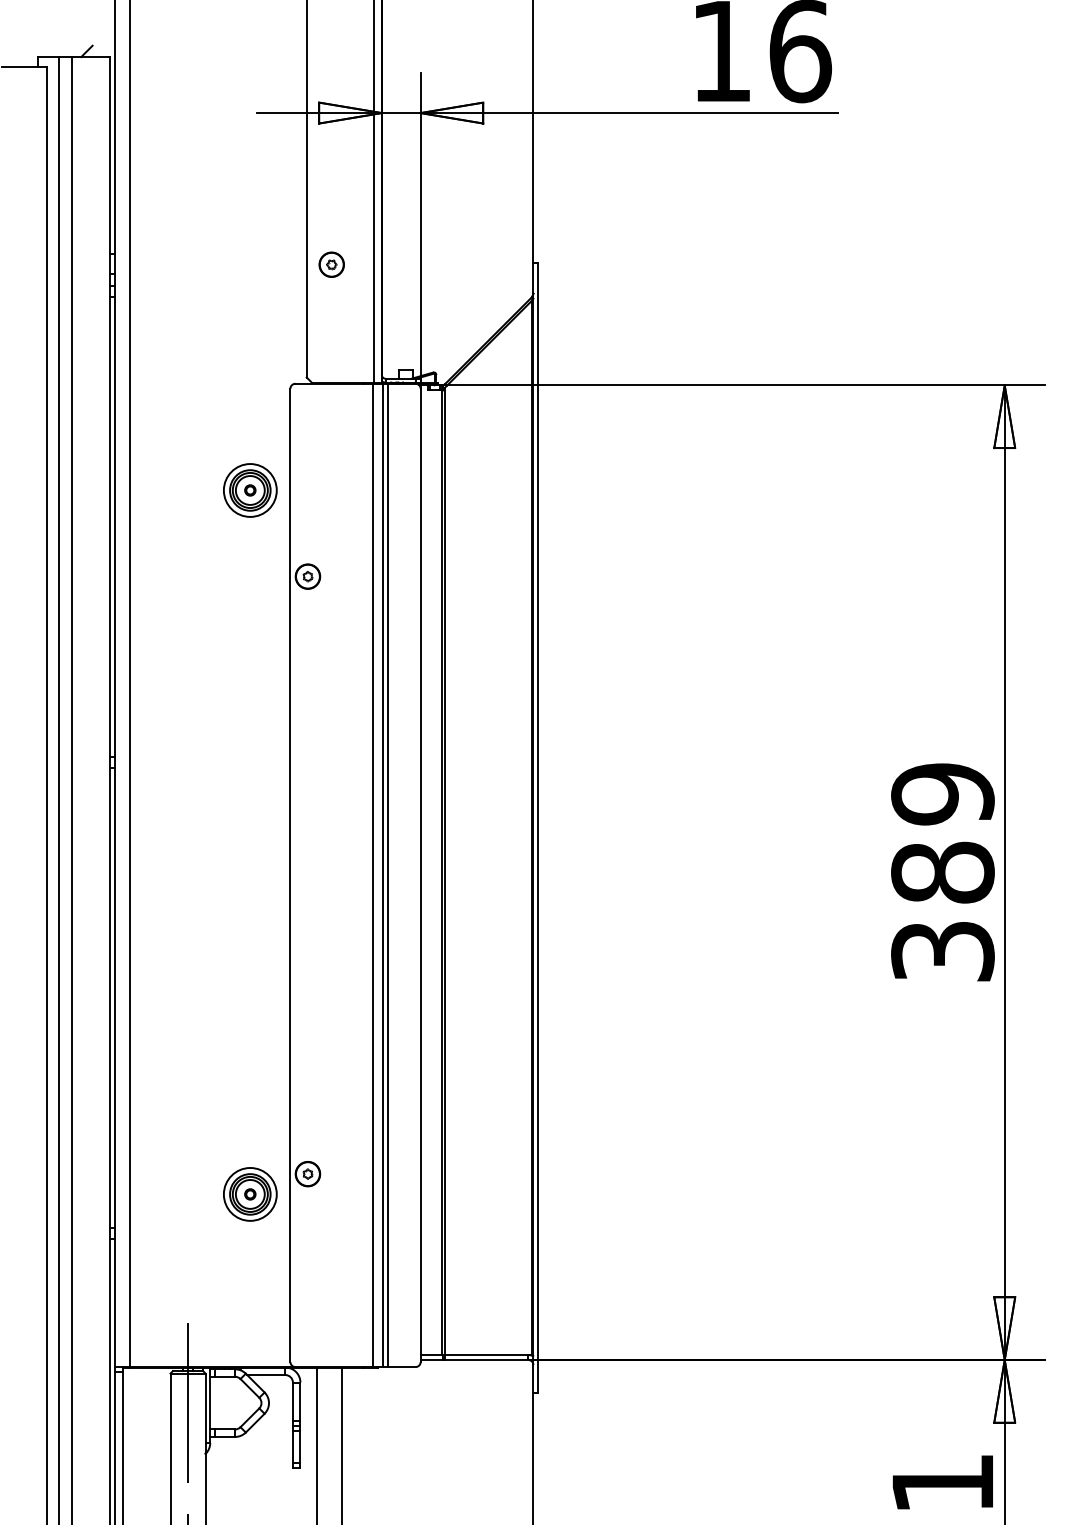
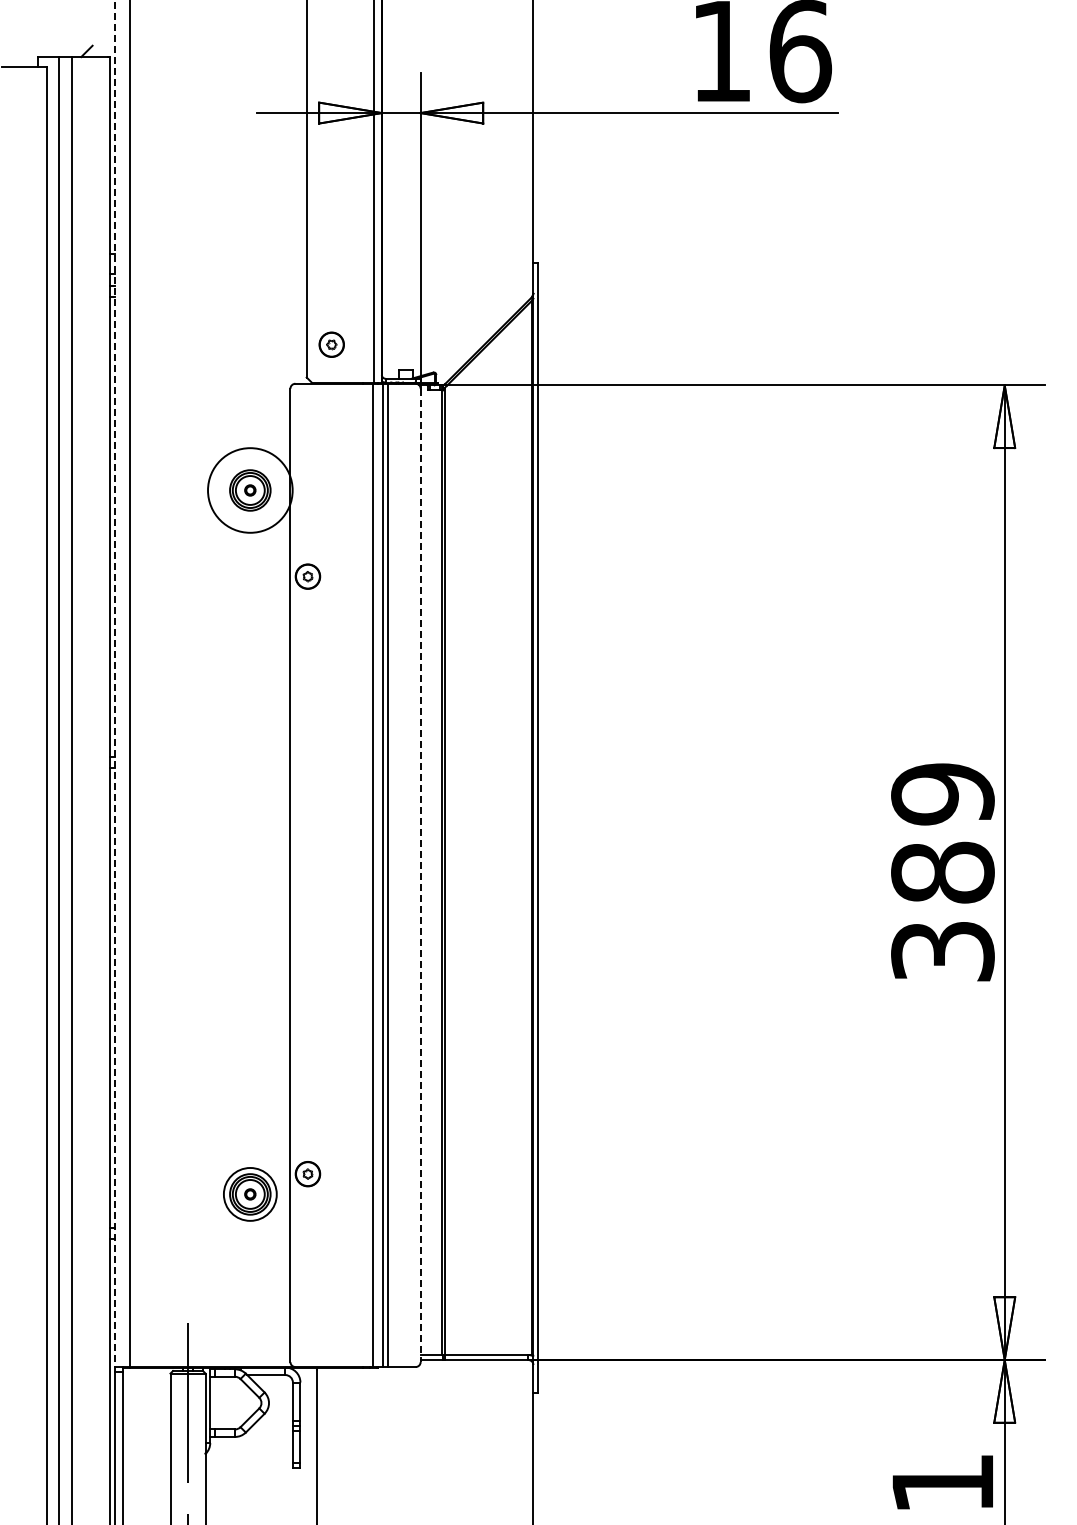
part position: (331, 264) -> (331, 344) (331, 344)
circle diameter: 53 px -> 85 px (250, 490)
line: solid -> dashed (115, 683)
line: solid -> dashed (420, 875)
line: present -> none (341, 1444)
